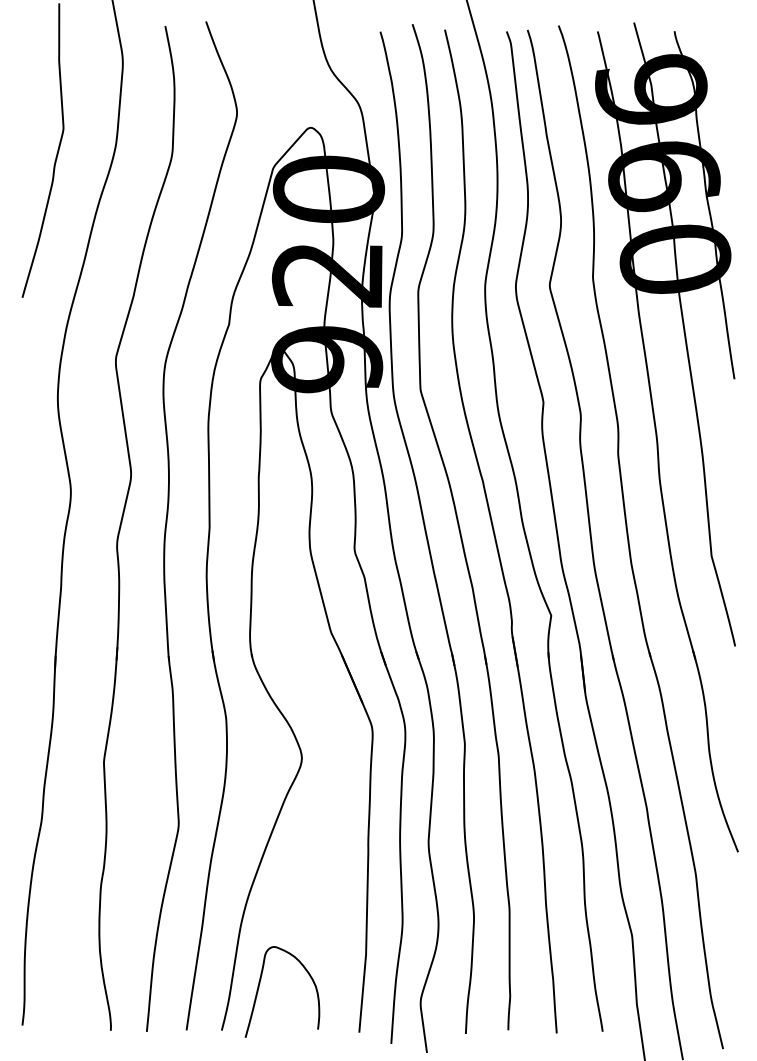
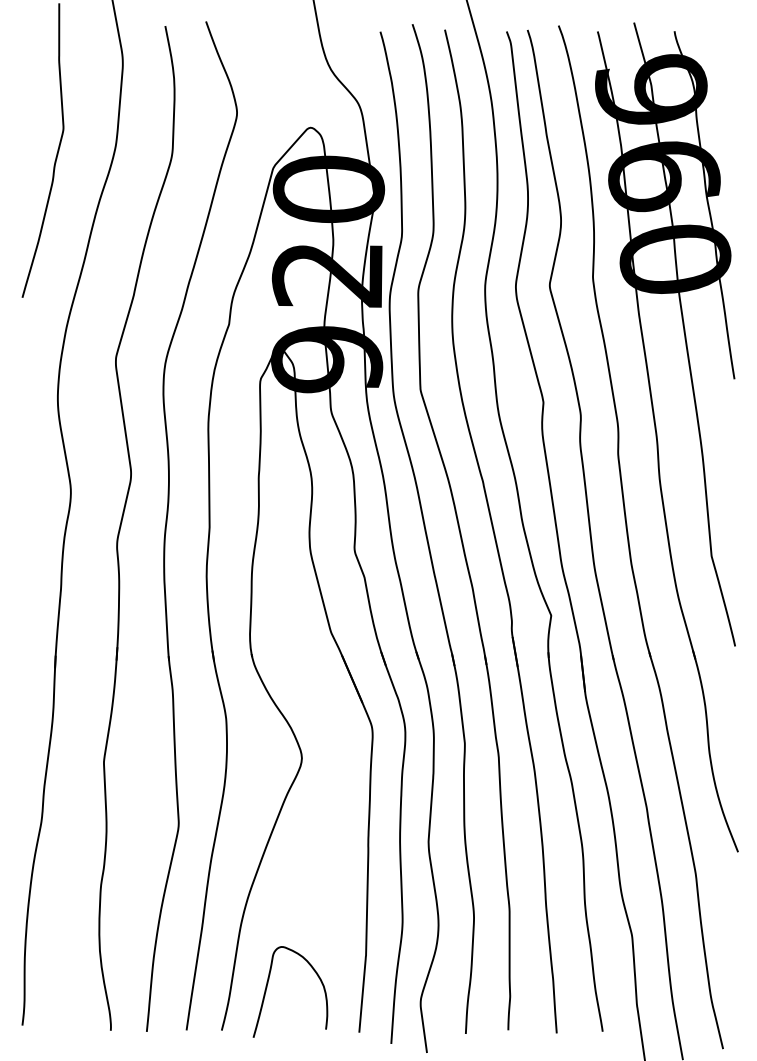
curve position: (259, 987) -> (267, 987) (267, 987)
